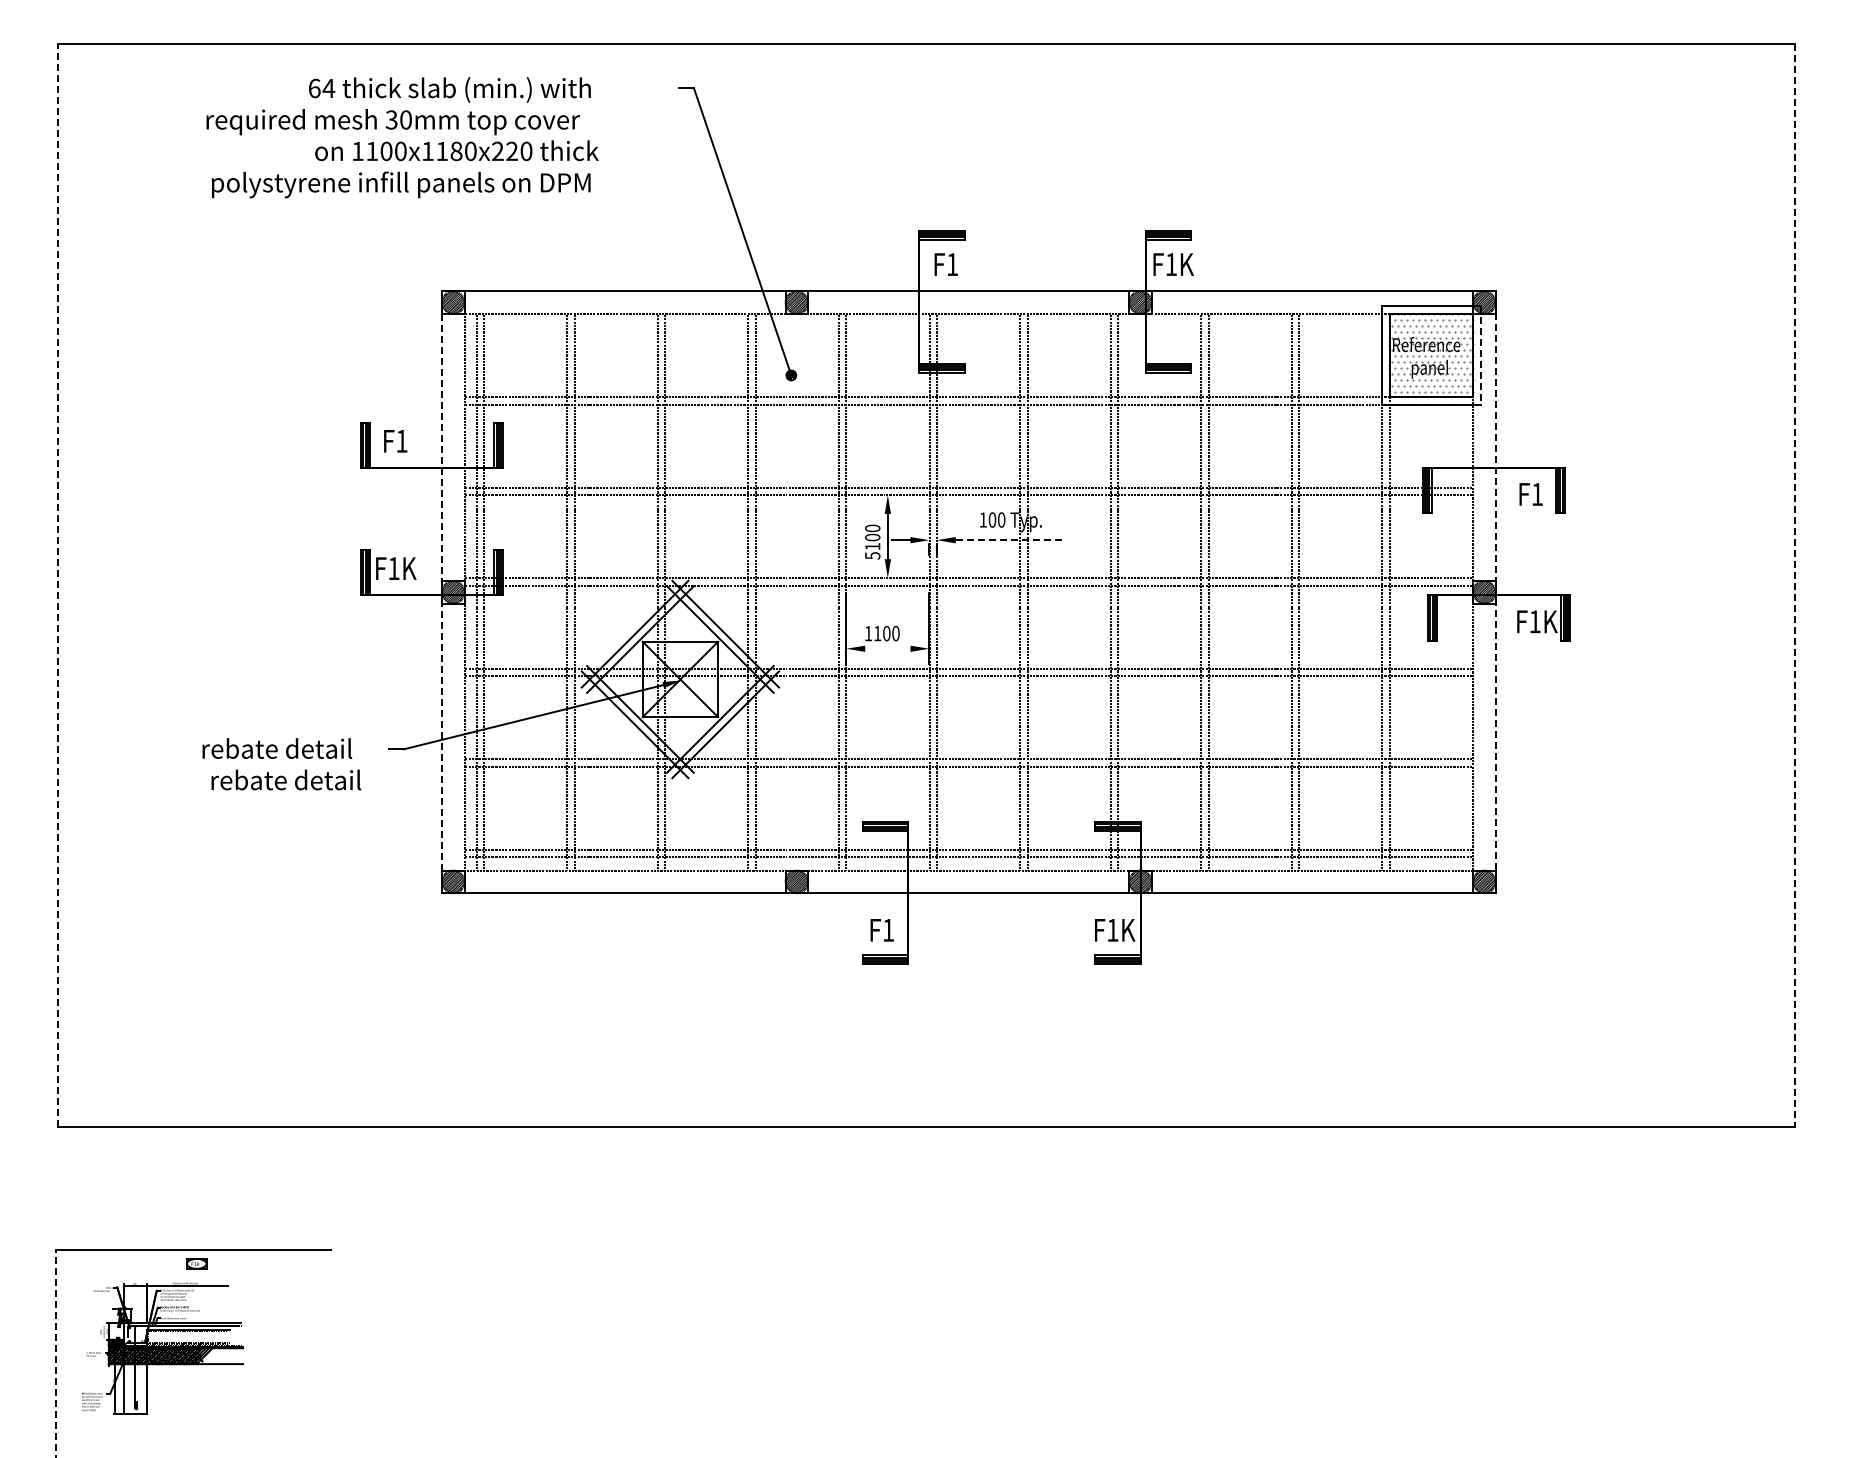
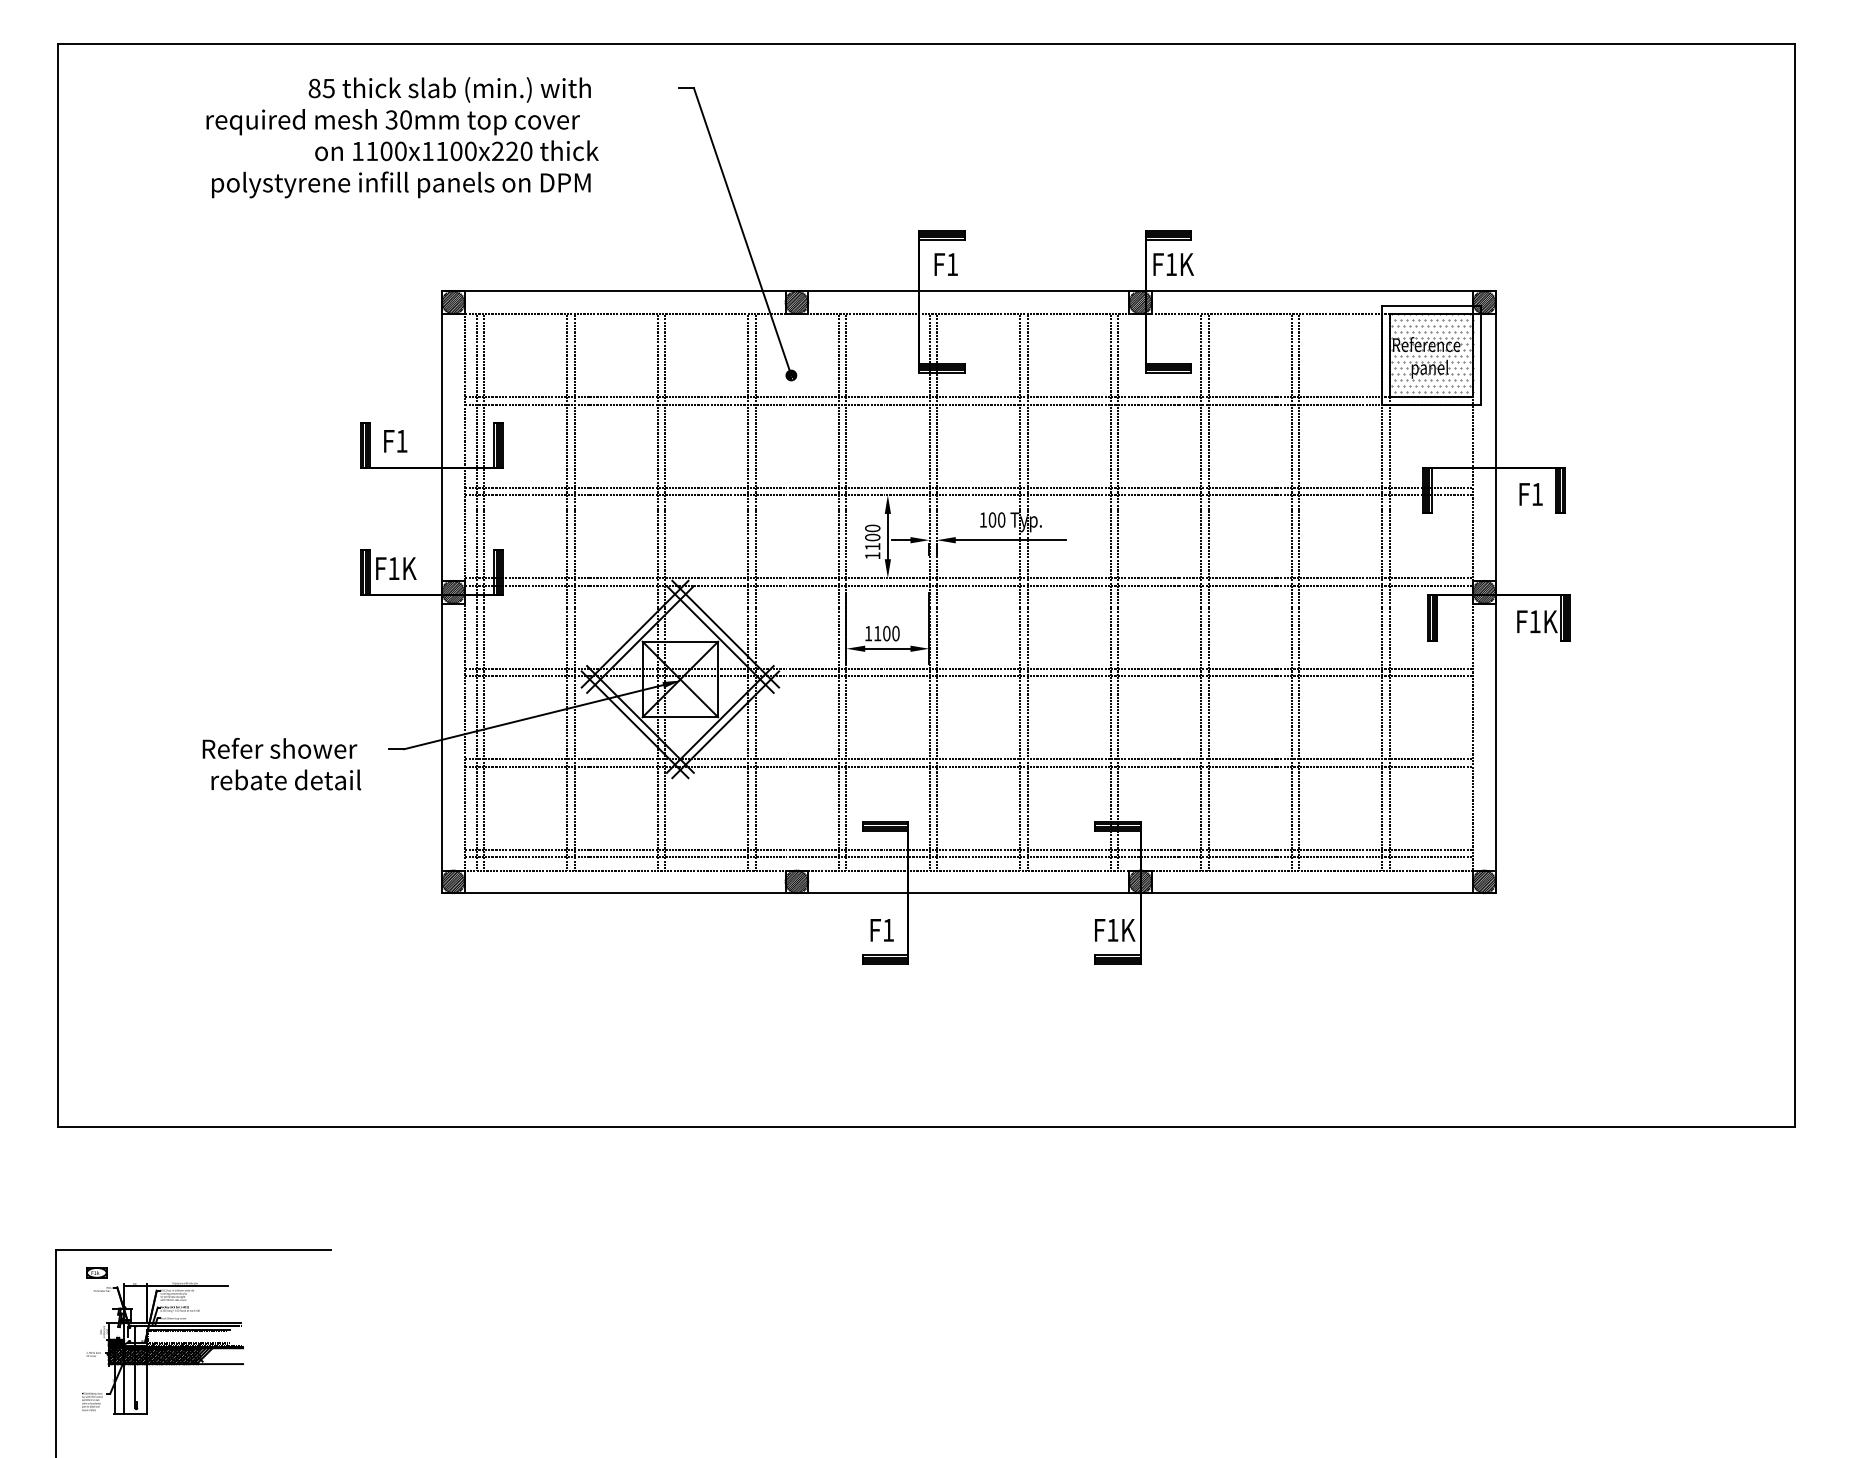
text: 64 -> 85 (321, 88)
text: 1100x1180x220 -> 1100x1100x220 (456, 151)
line: dashed -> solid (1480, 355)
line: dashed -> solid (1010, 540)
text: 5100 -> 1100 (872, 555)
line: dashed -> solid (58, 585)
line: dashed -> solid (1795, 585)
line: dashed -> solid (442, 592)
line: dashed -> solid (1495, 592)
line: none -> present (887, 648)
text: rebate detail -> Refer shower (279, 747)
part position: (196, 1263) -> (96, 1272) (96, 1272)
line: dashed -> solid (55, 1353)
